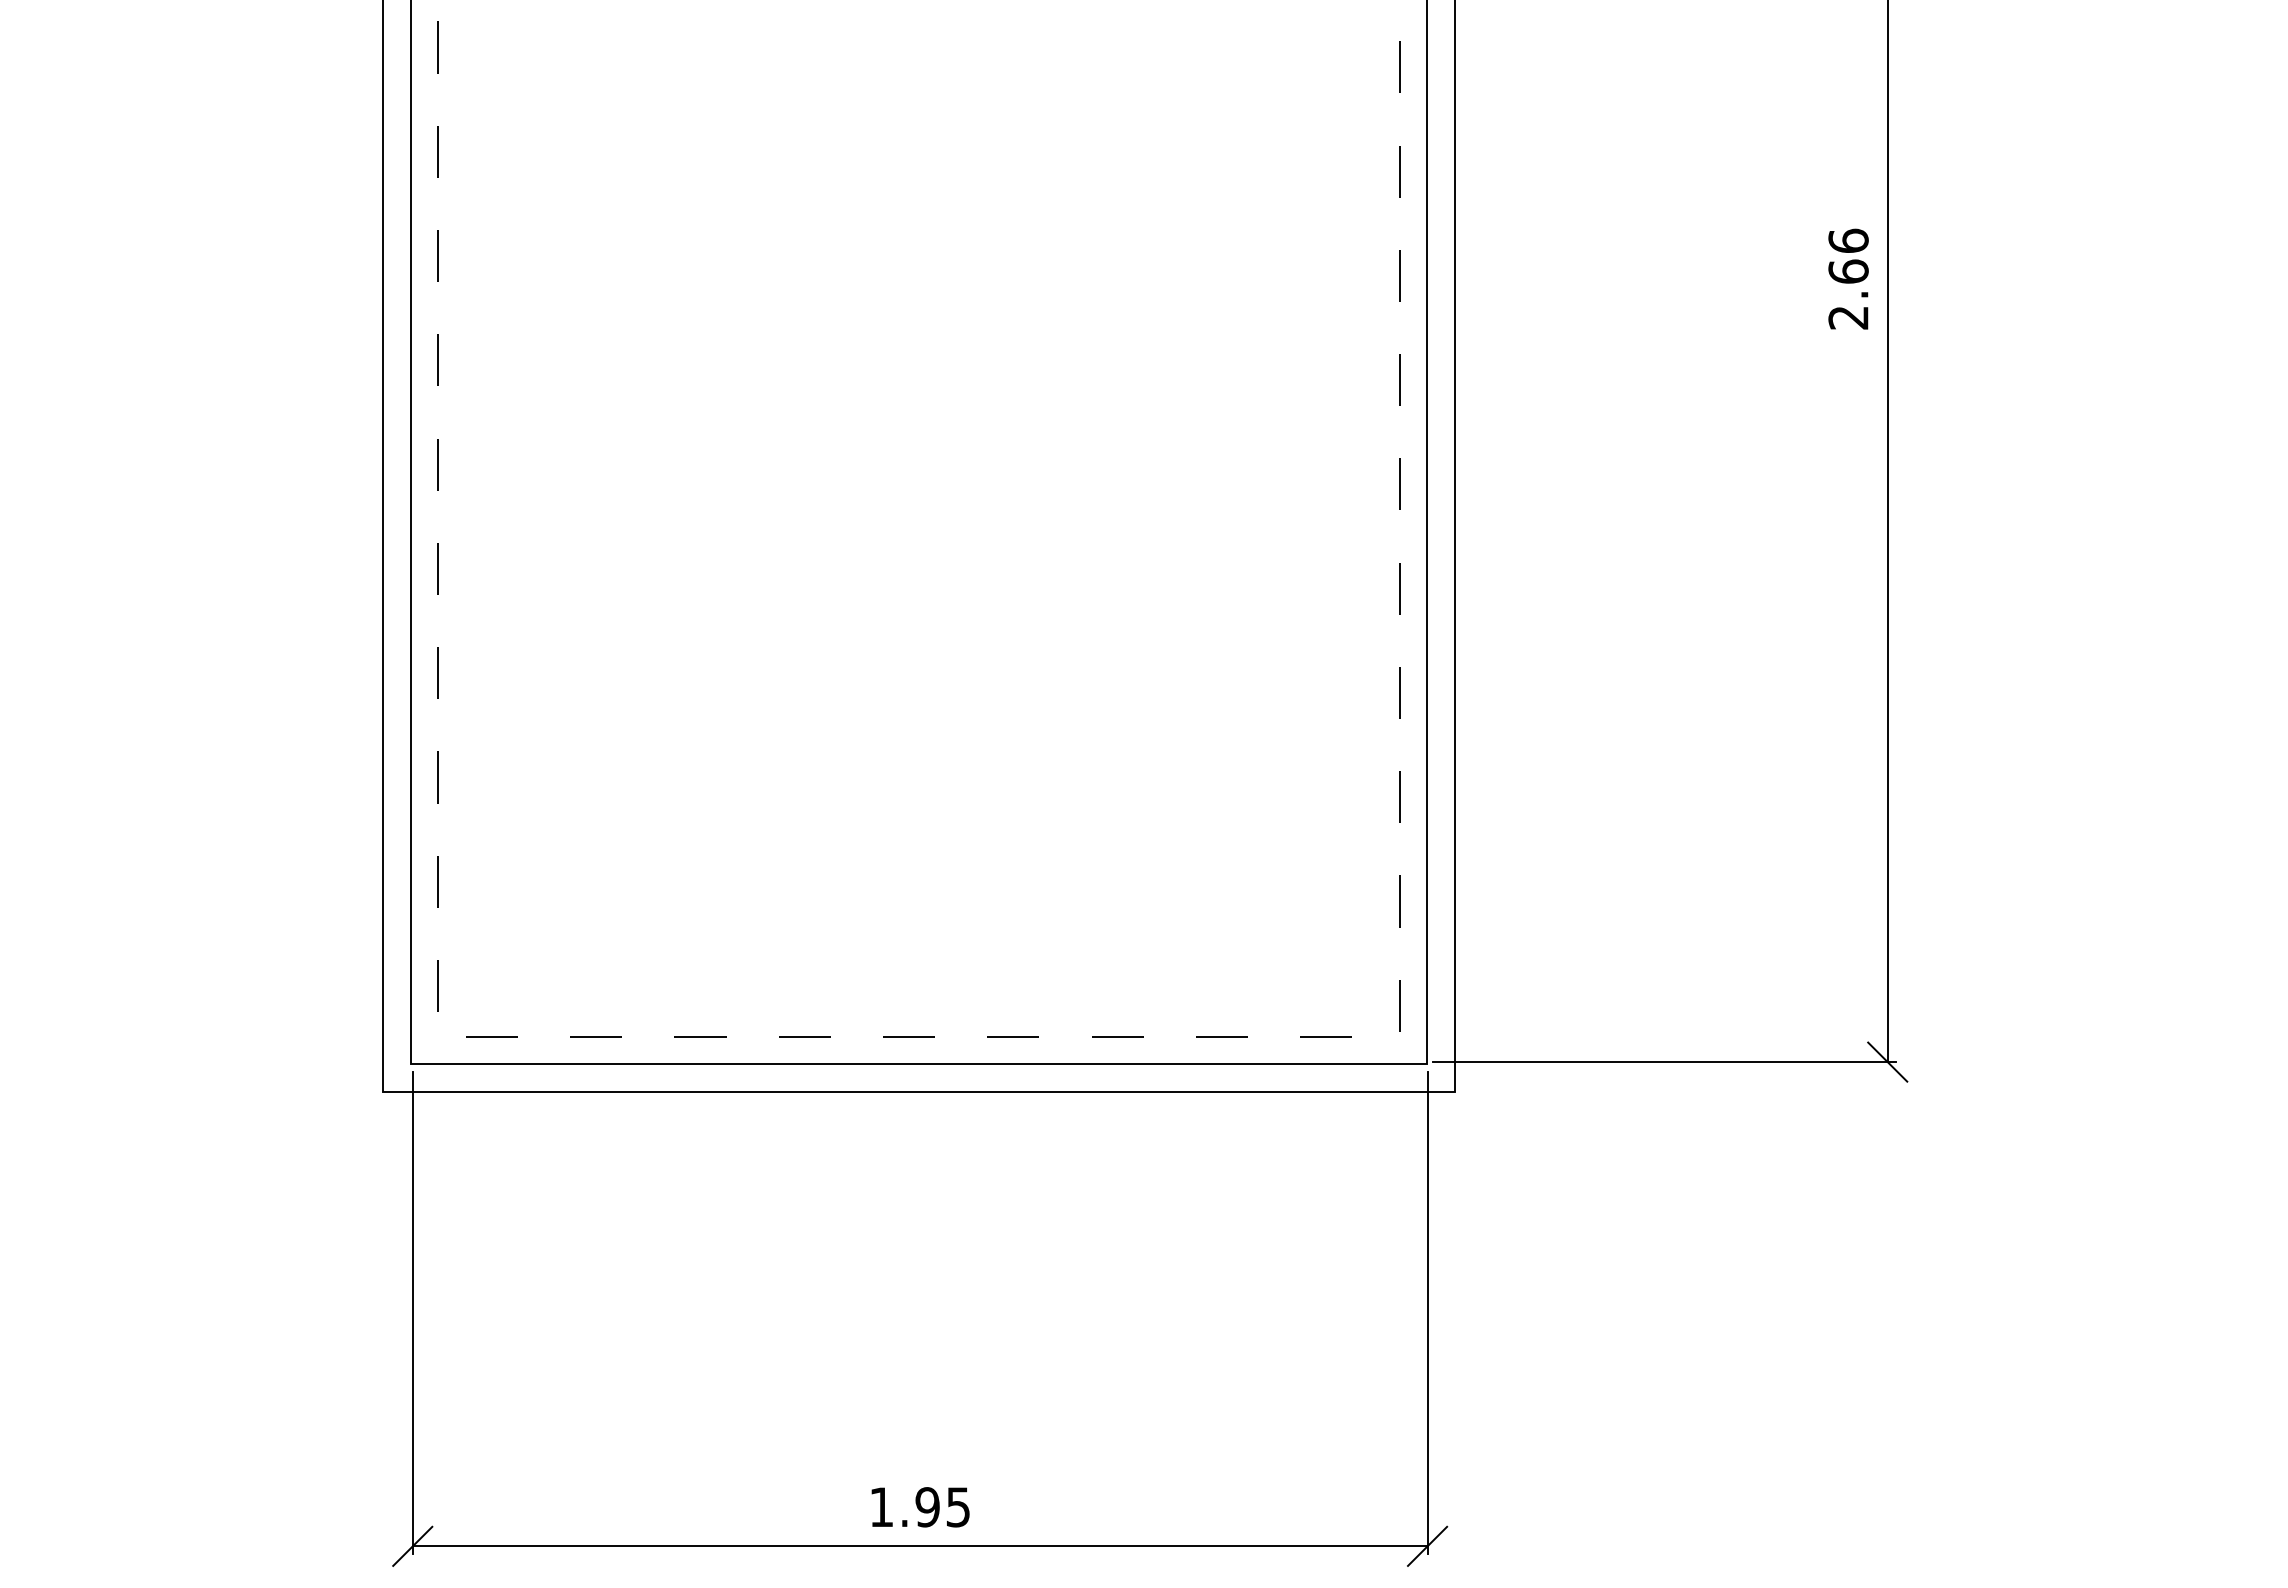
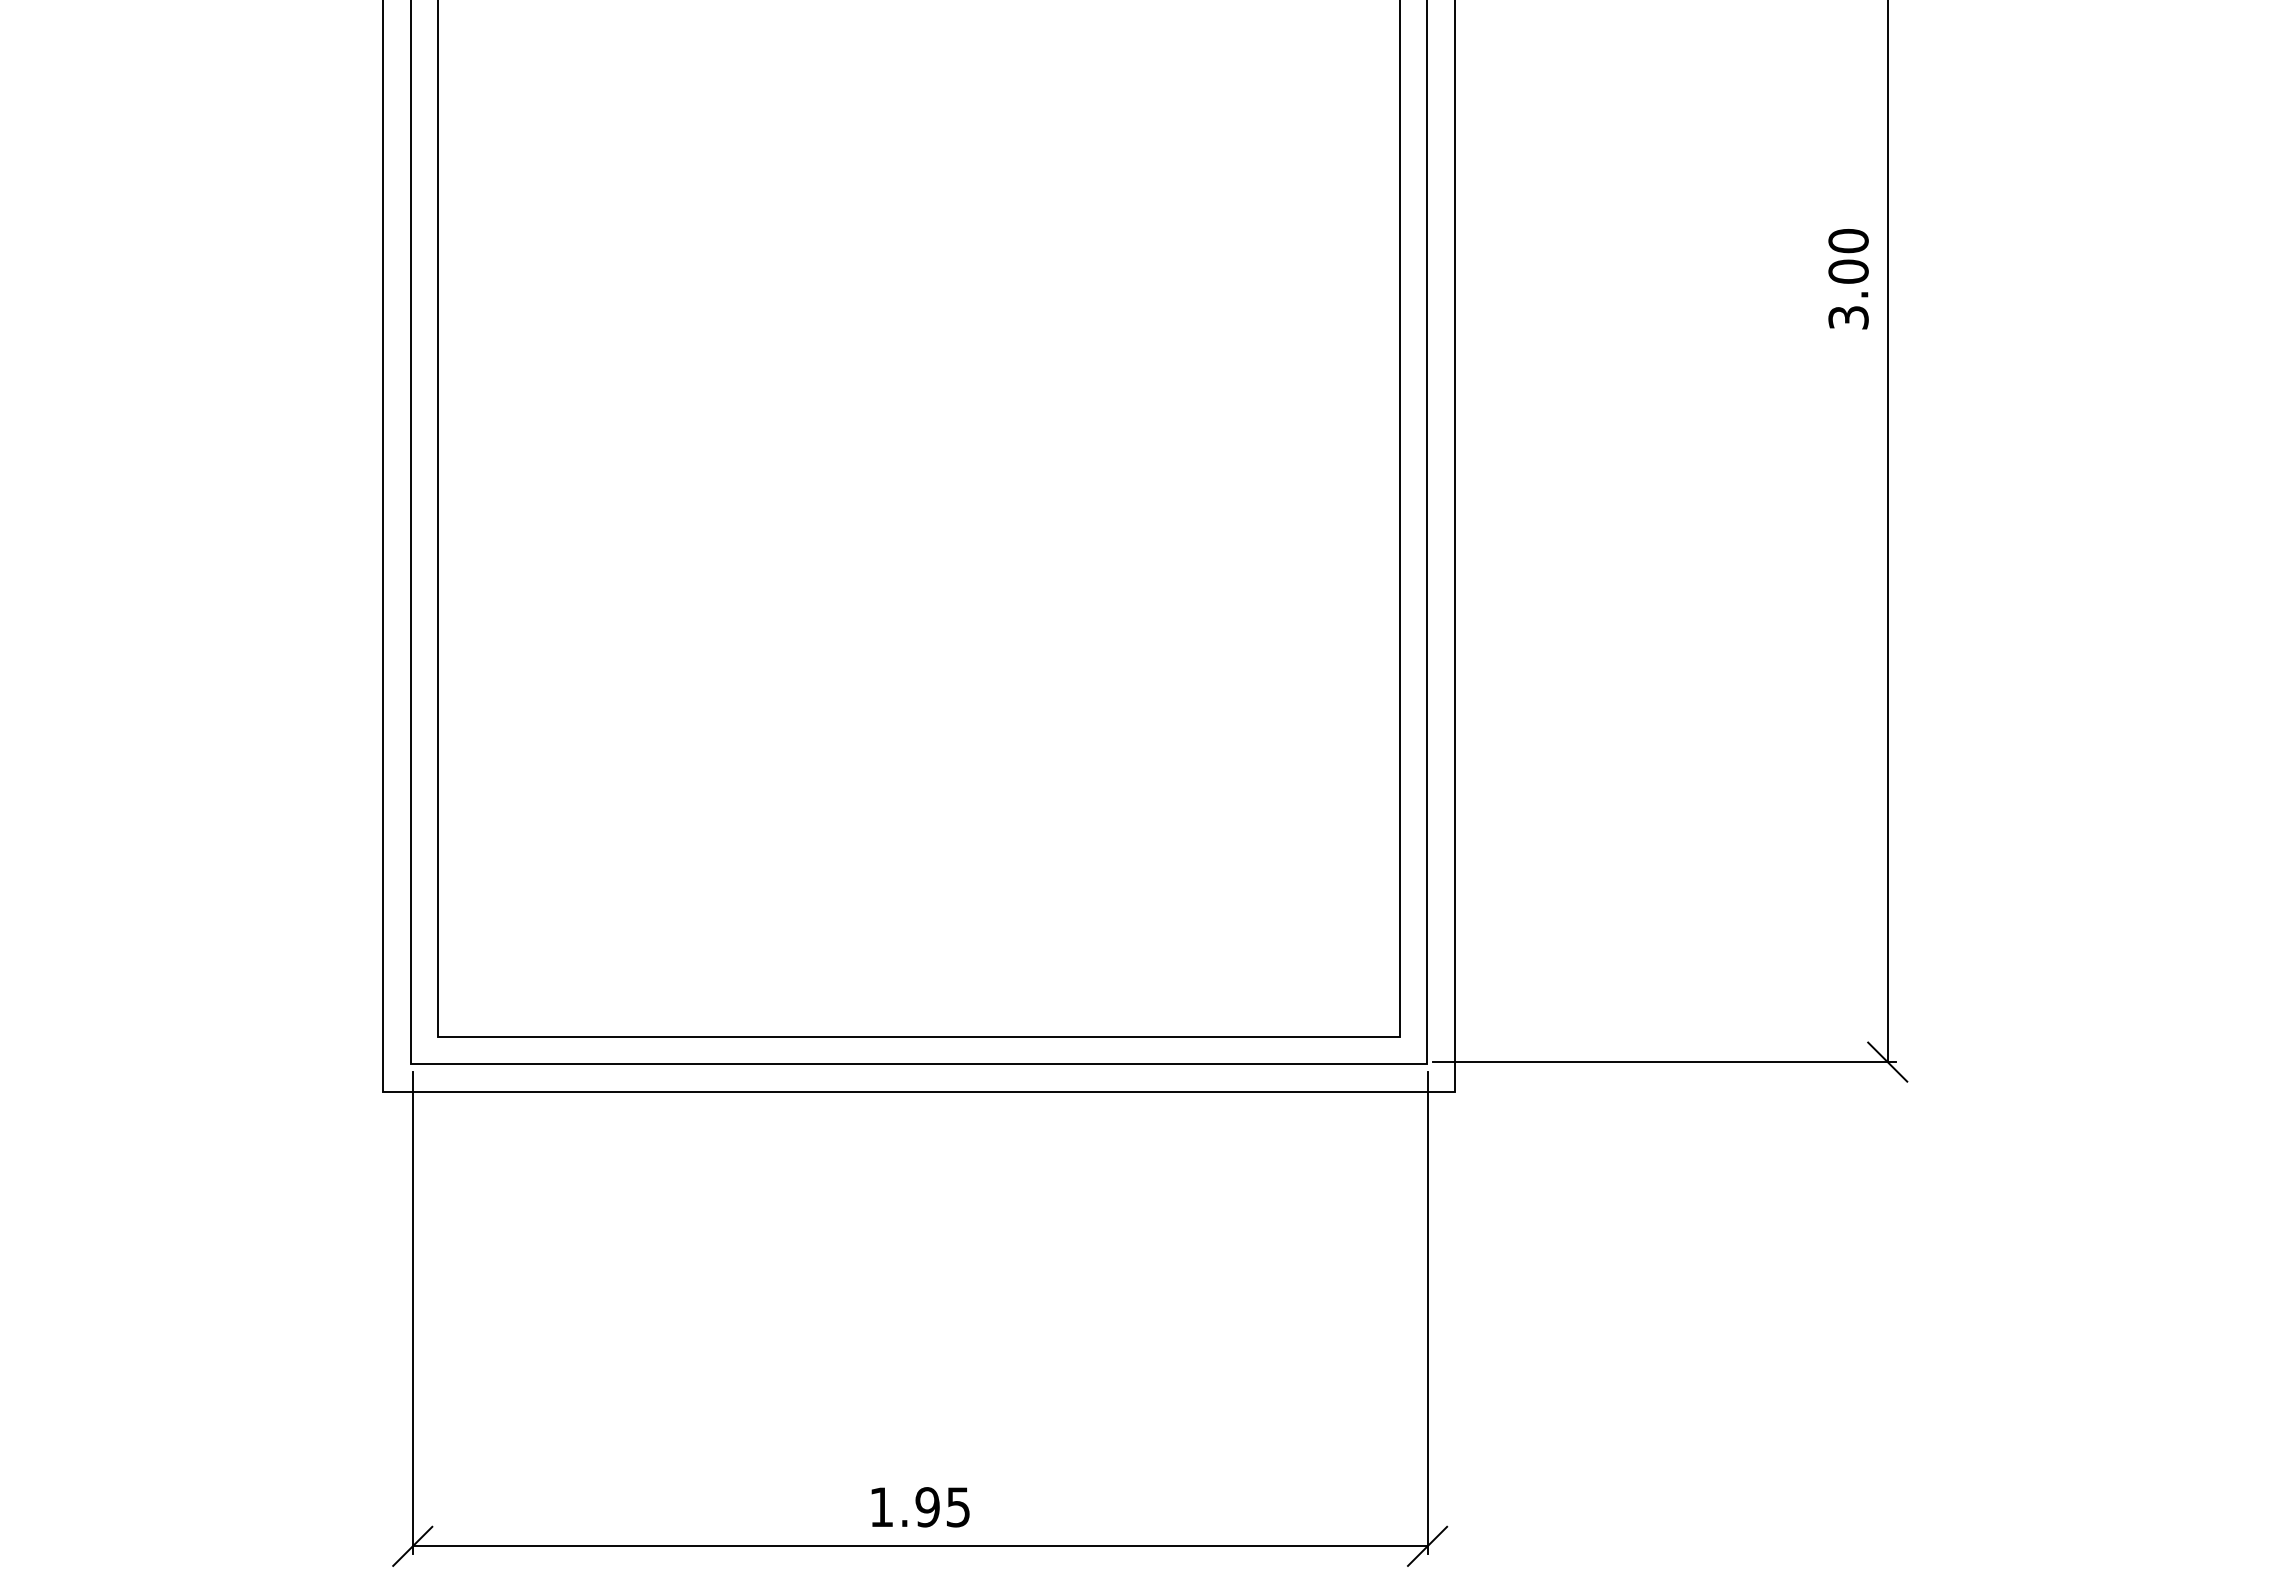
text: 2.66 -> 3.00 (1848, 278)
line: dashed -> solid (918, 1036)
